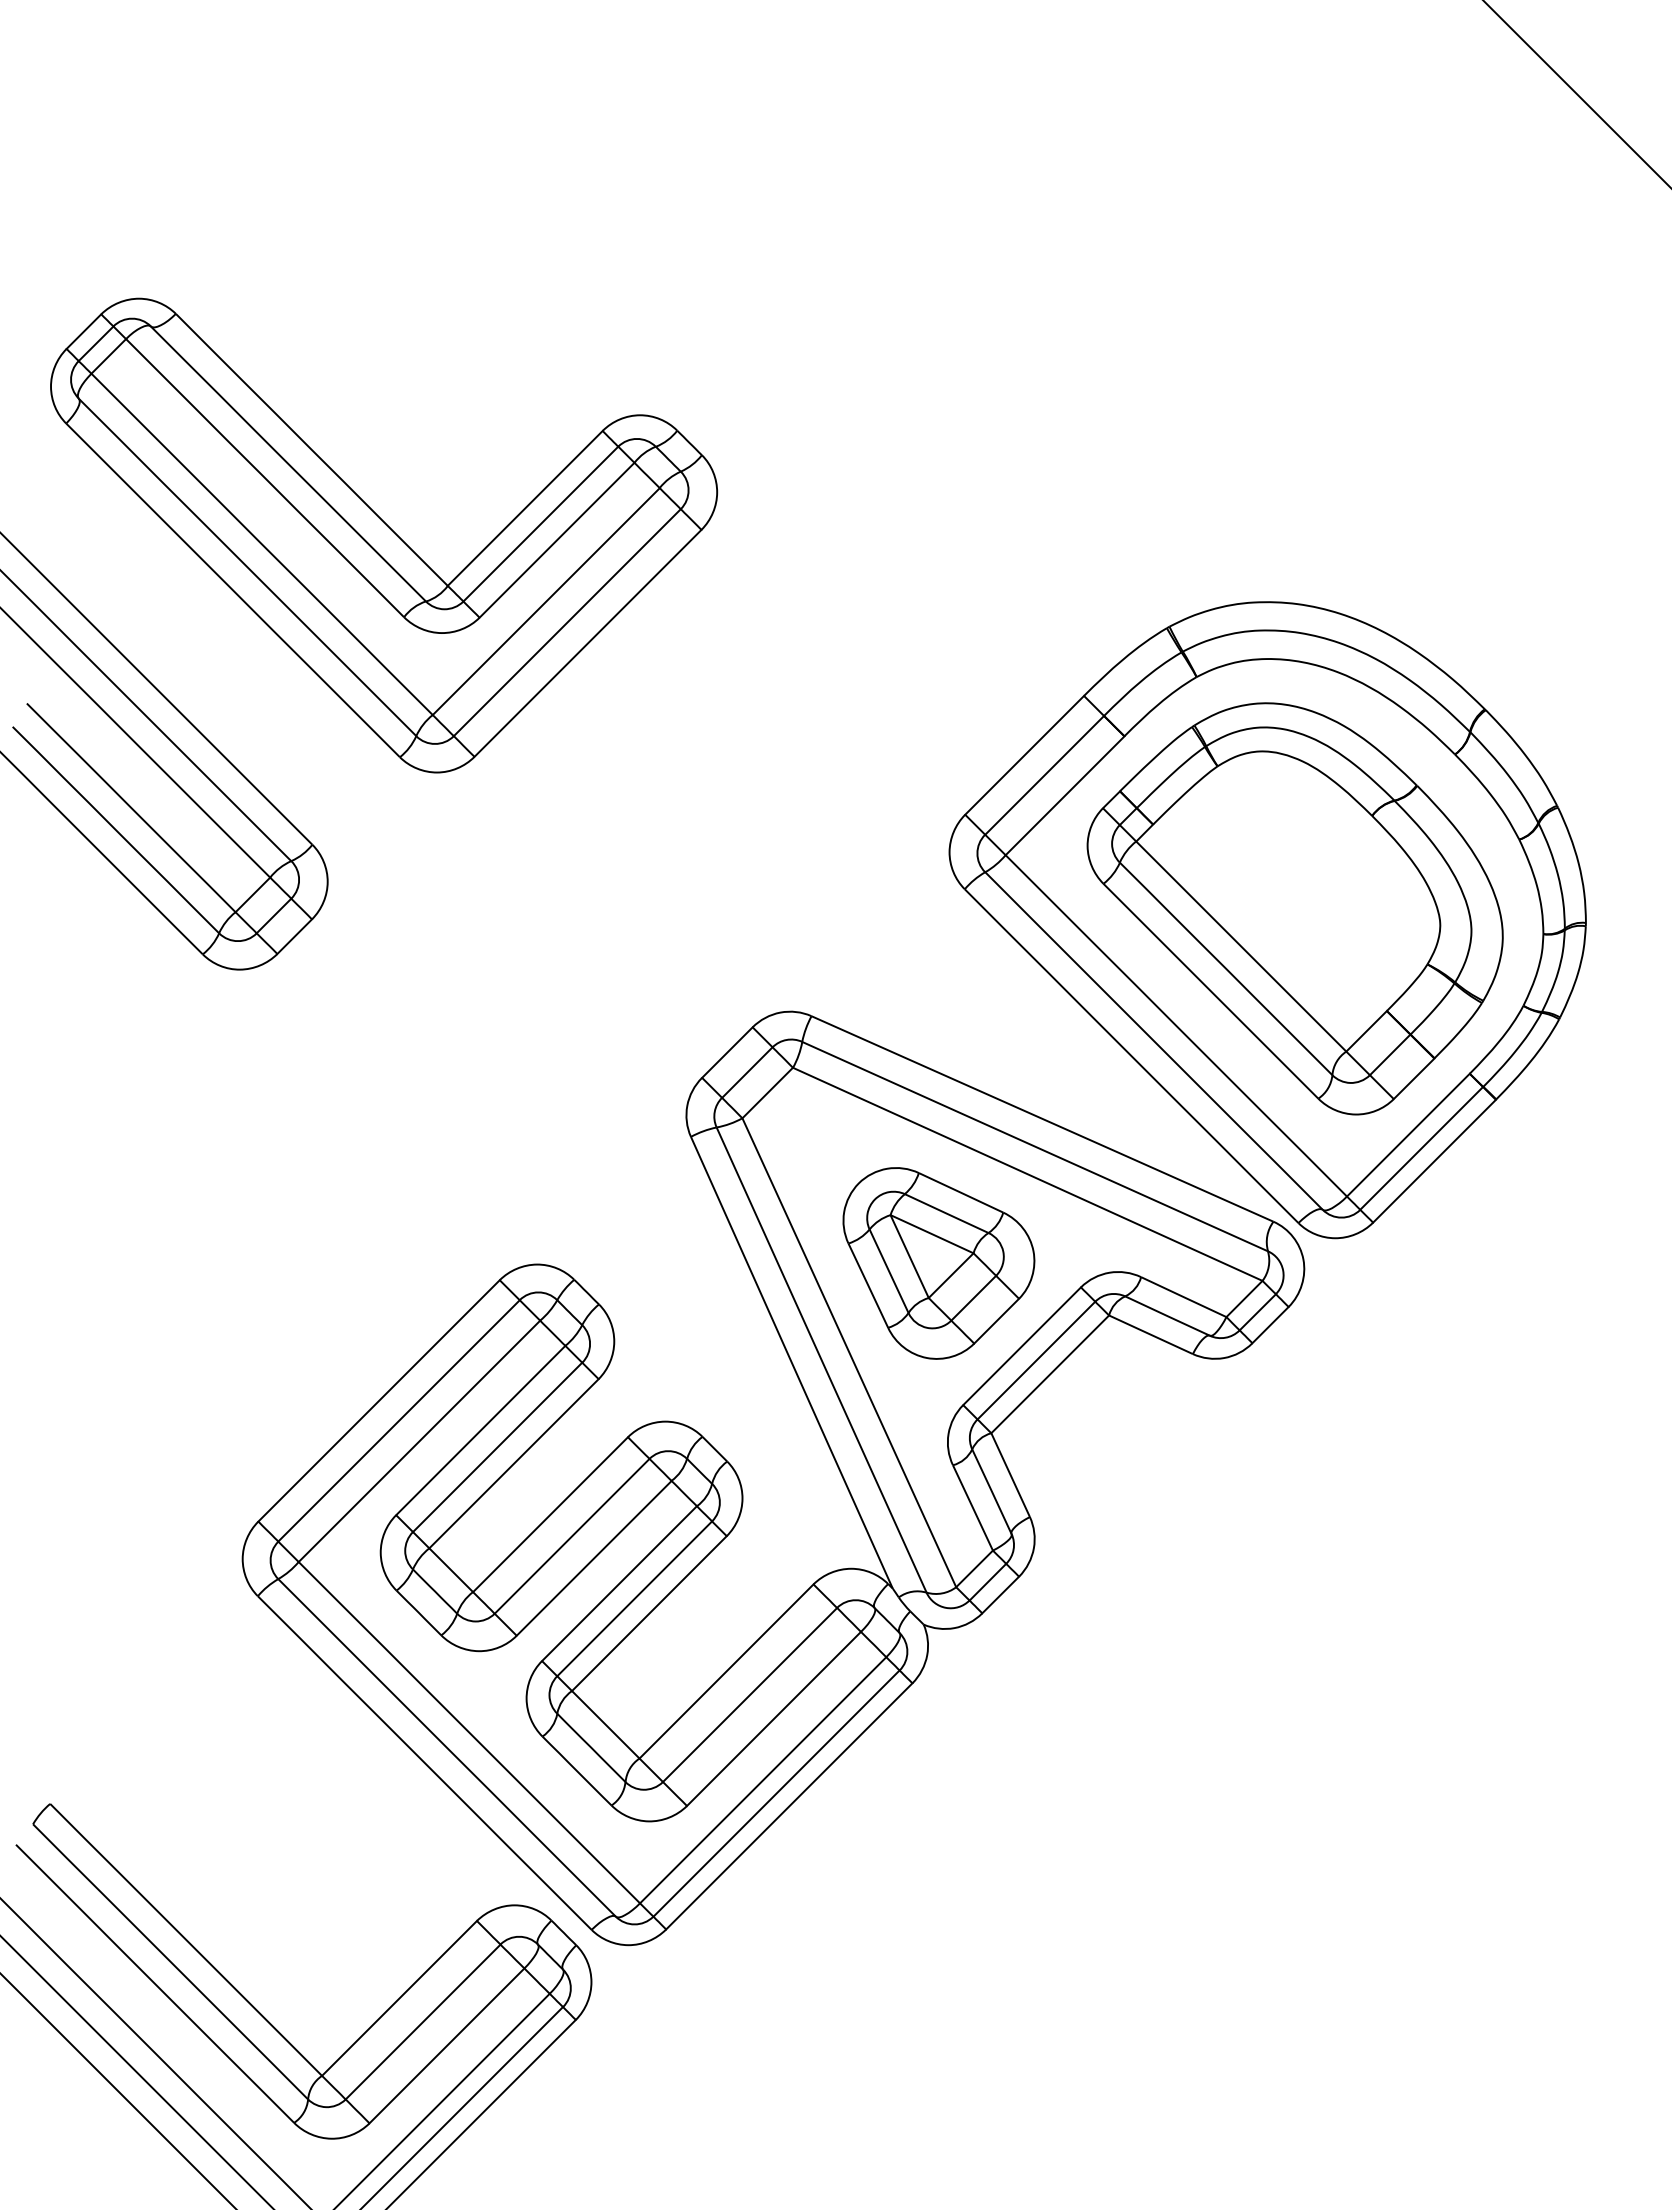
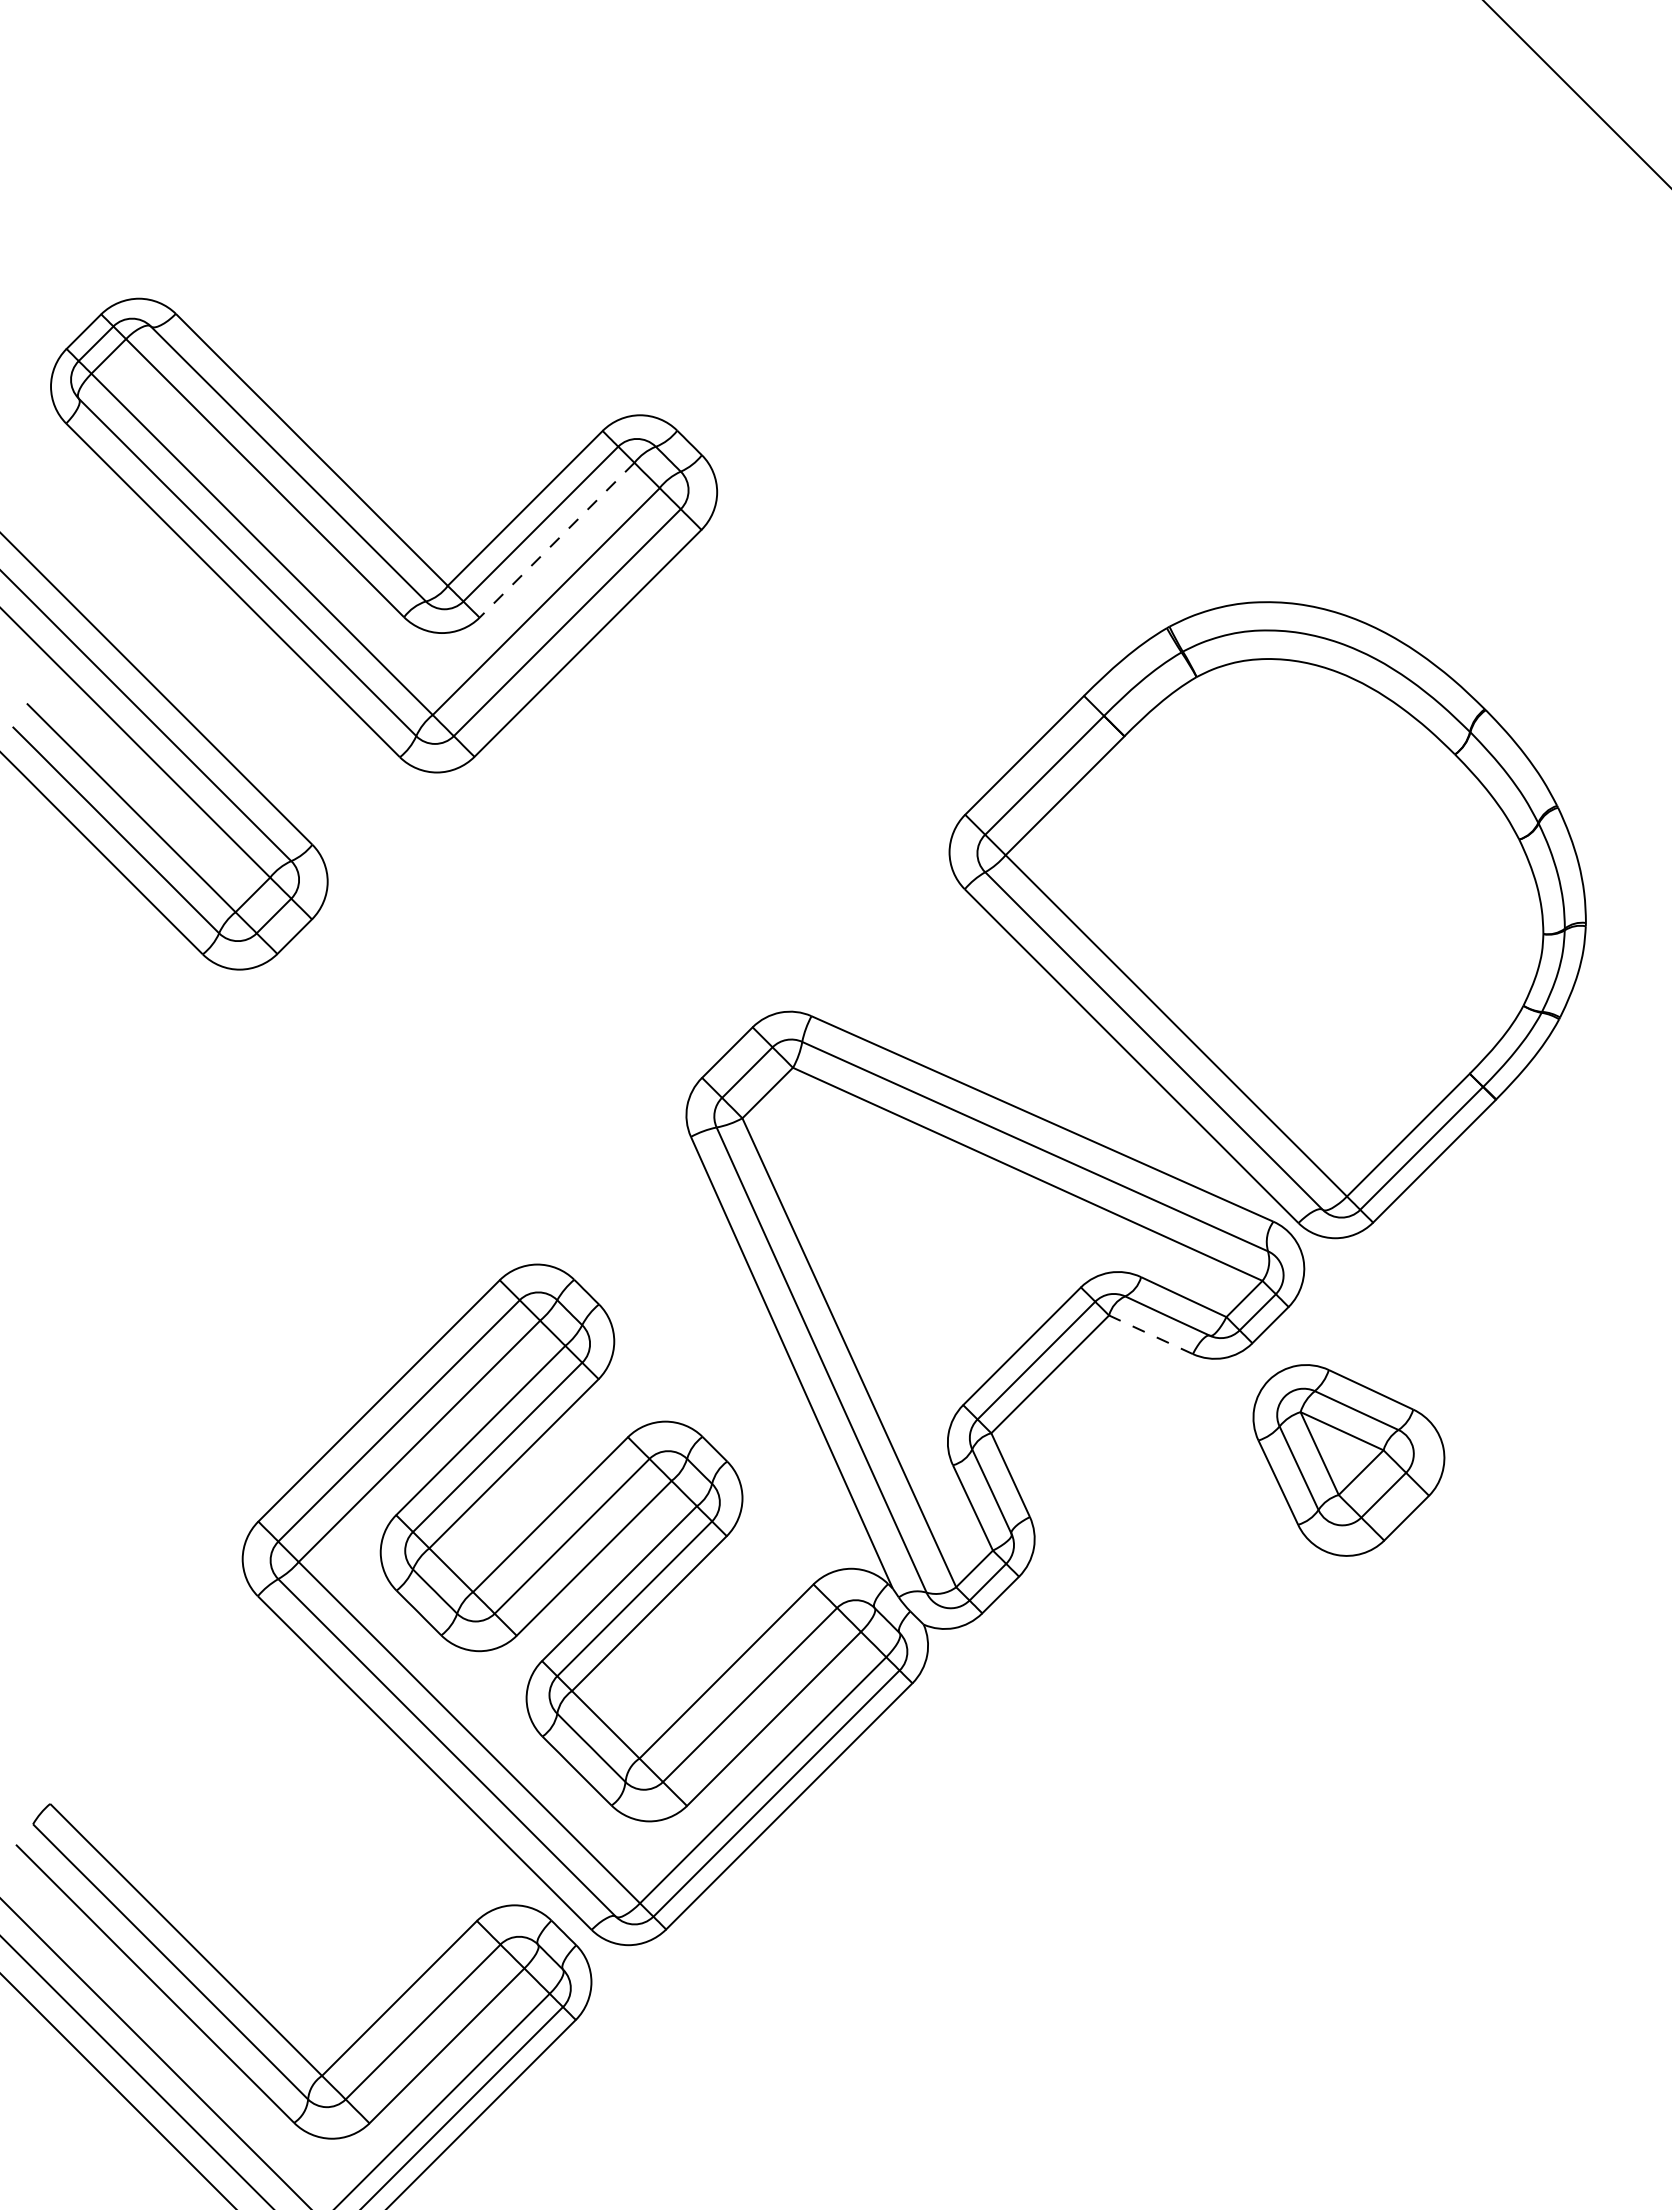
line: solid -> dashed (557, 540)
part: present -> none (1294, 908)
part position: (938, 1263) -> (1348, 1460) (1348, 1460)
line: solid -> dashed (1151, 1334)
